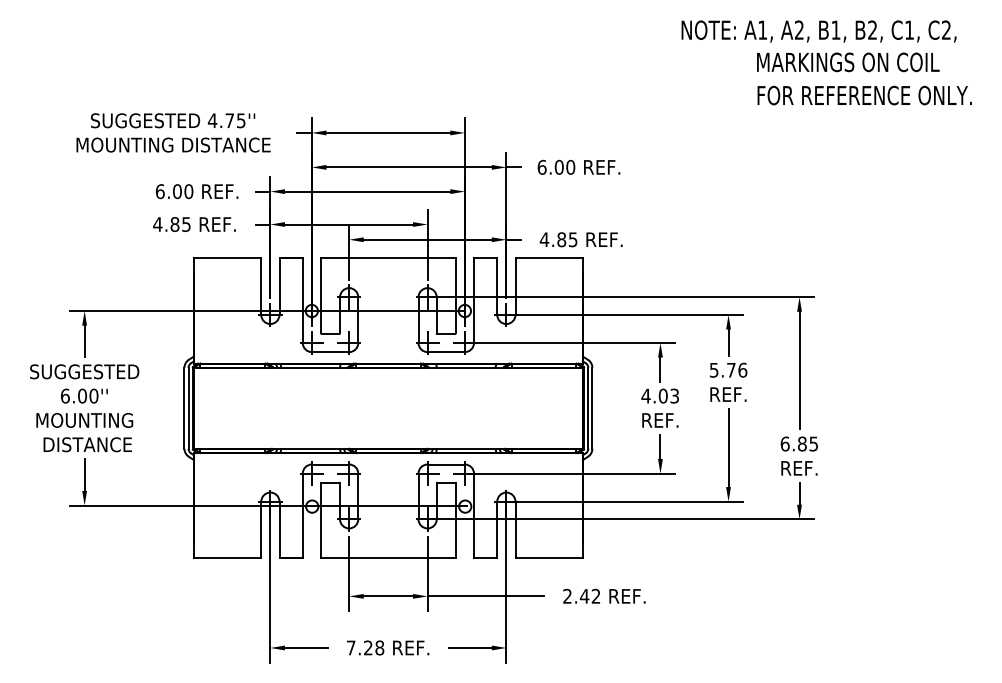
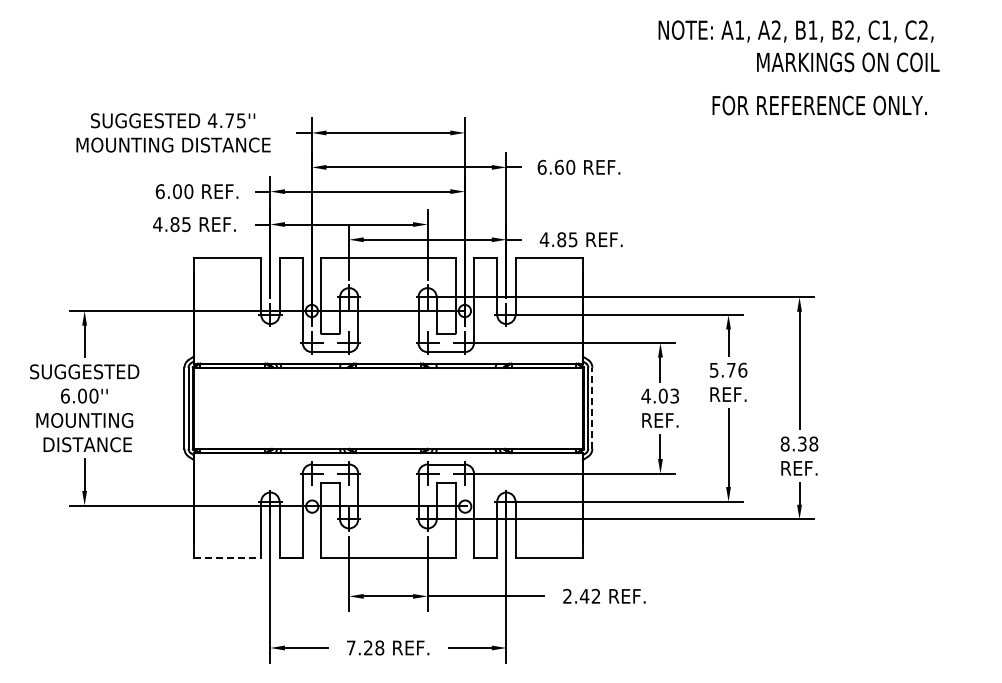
text position: (818, 31) -> (795, 31) (795, 31)
text position: (864, 95) -> (819, 105) (819, 105)
text: 6.00 -> 6.60 (559, 166)
line: solid -> dashed (592, 408)
text: 6.85 -> 8.38 (799, 443)
line: solid -> dashed (227, 558)
